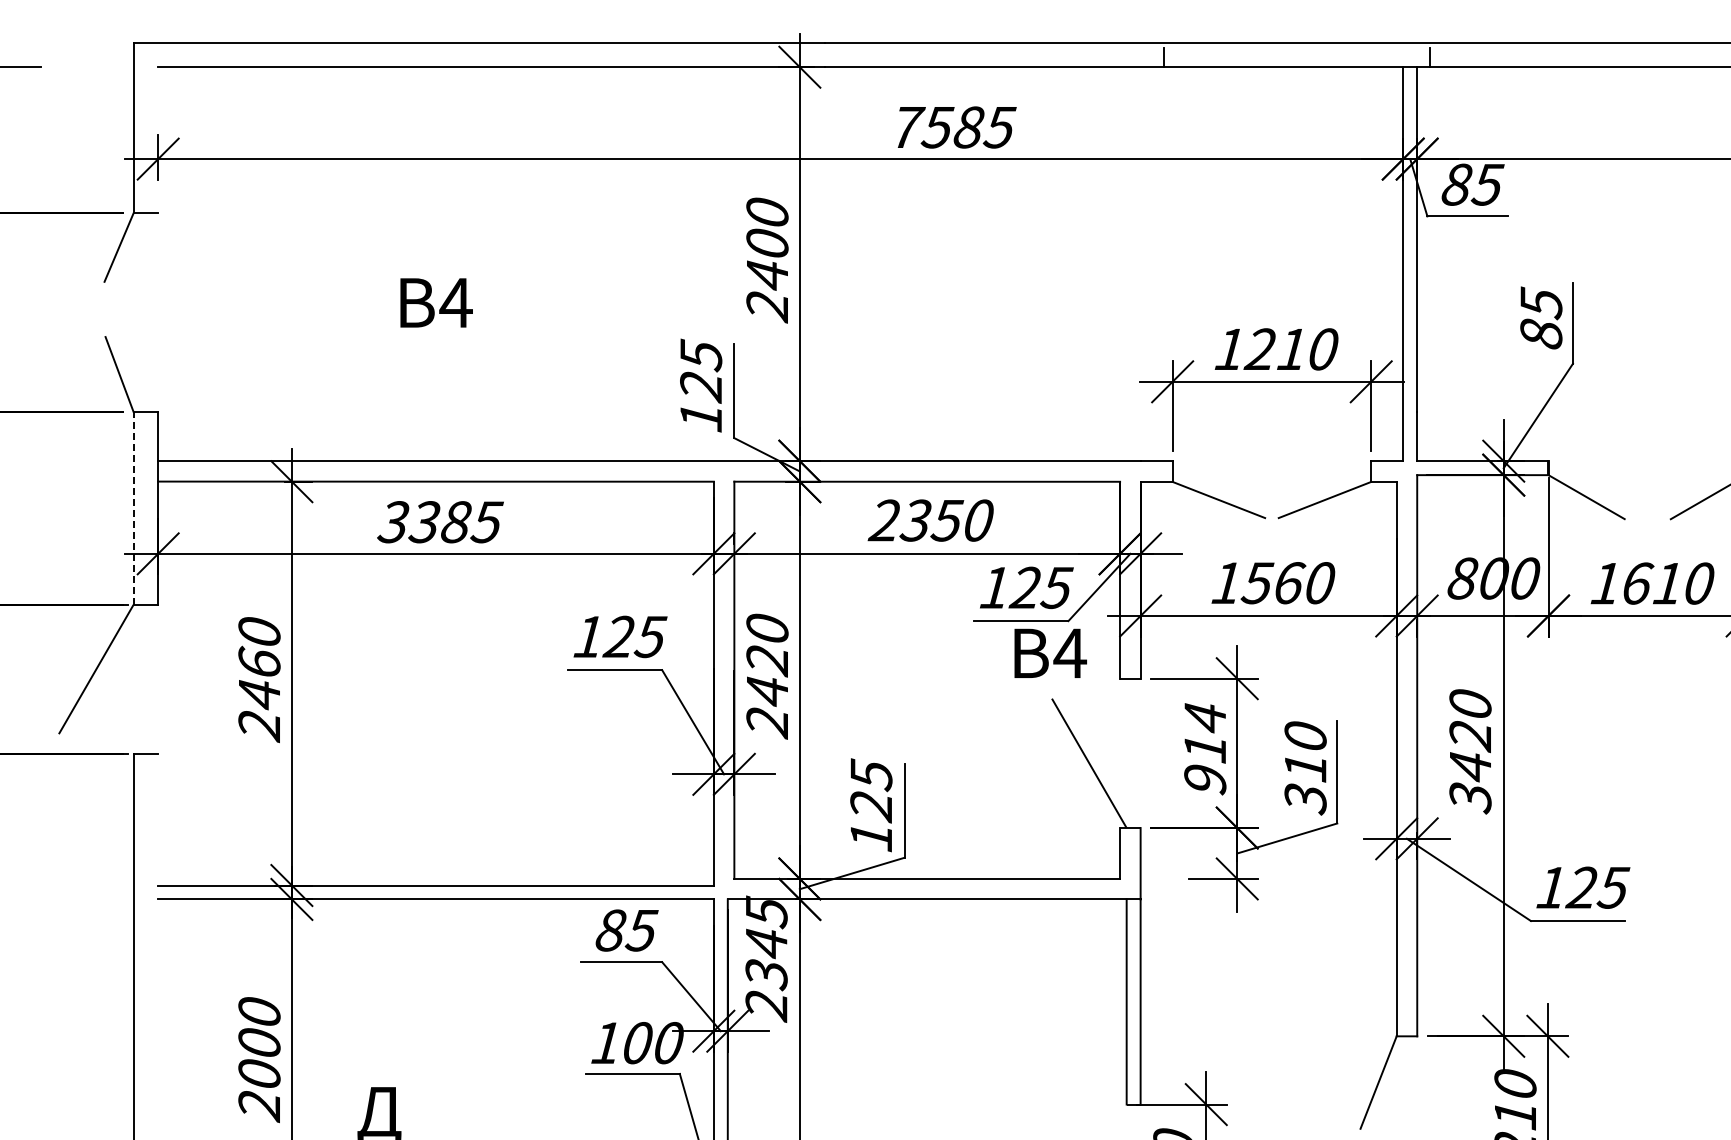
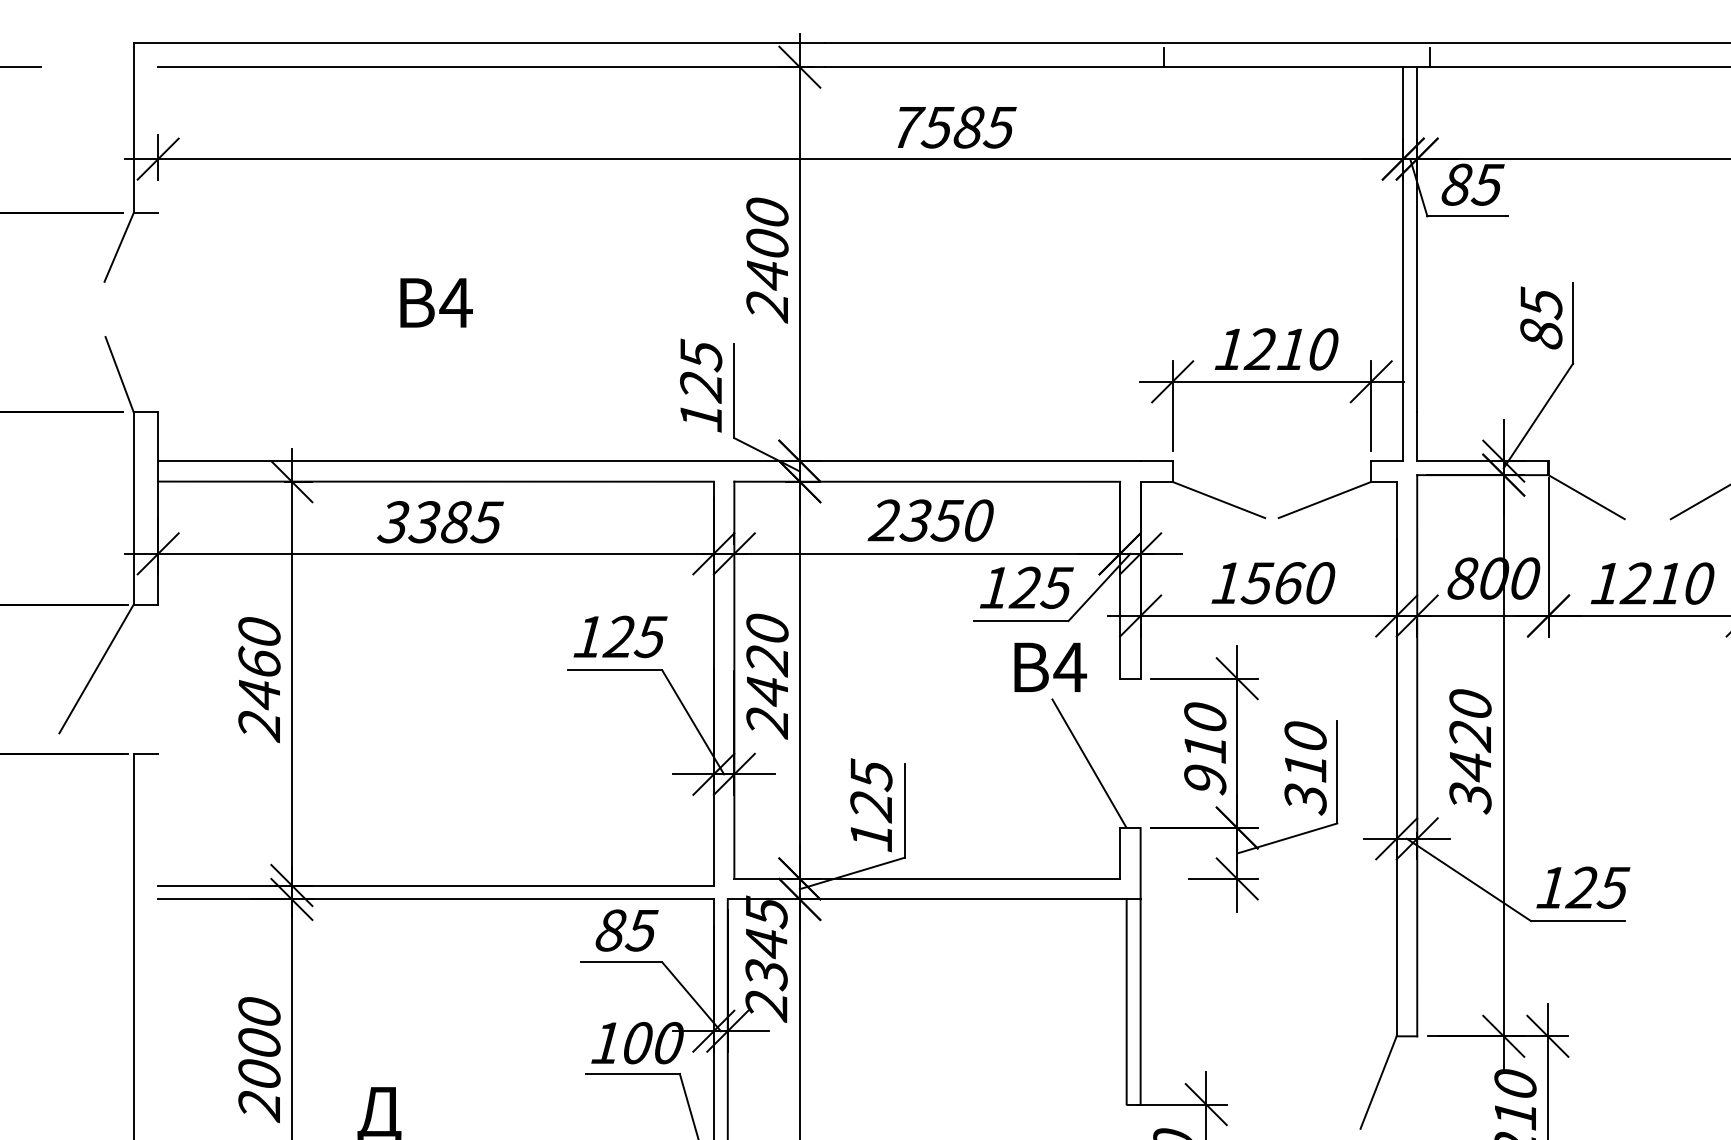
line: dashed -> solid (133, 507)
text: 1610 -> 1210 (1636, 583)
text position: (1050, 652) -> (1050, 666) (1050, 666)
text: 914 -> 910 (1205, 717)
